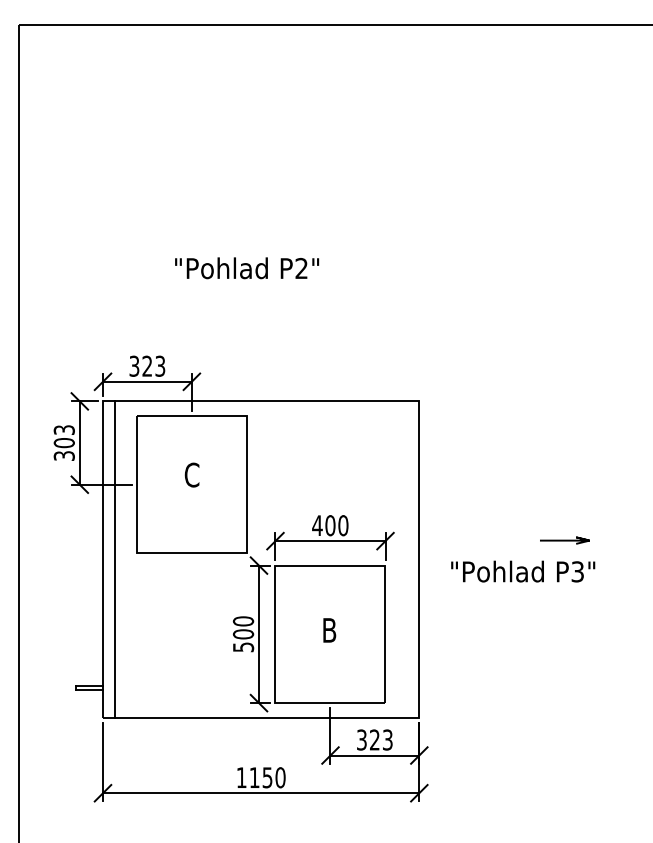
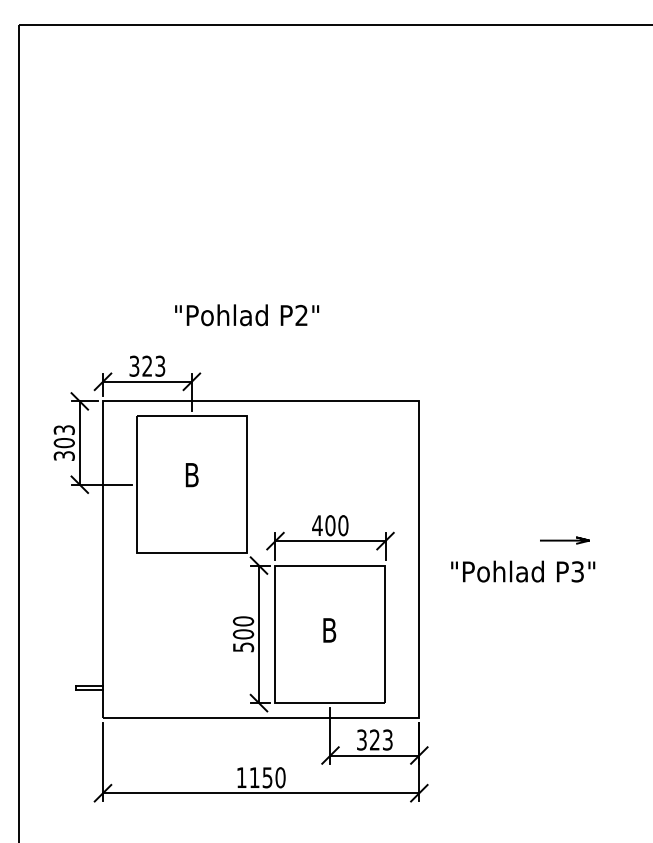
text position: (247, 268) -> (247, 315) (247, 315)
text: C -> B (191, 474)
line: present -> none (115, 559)
